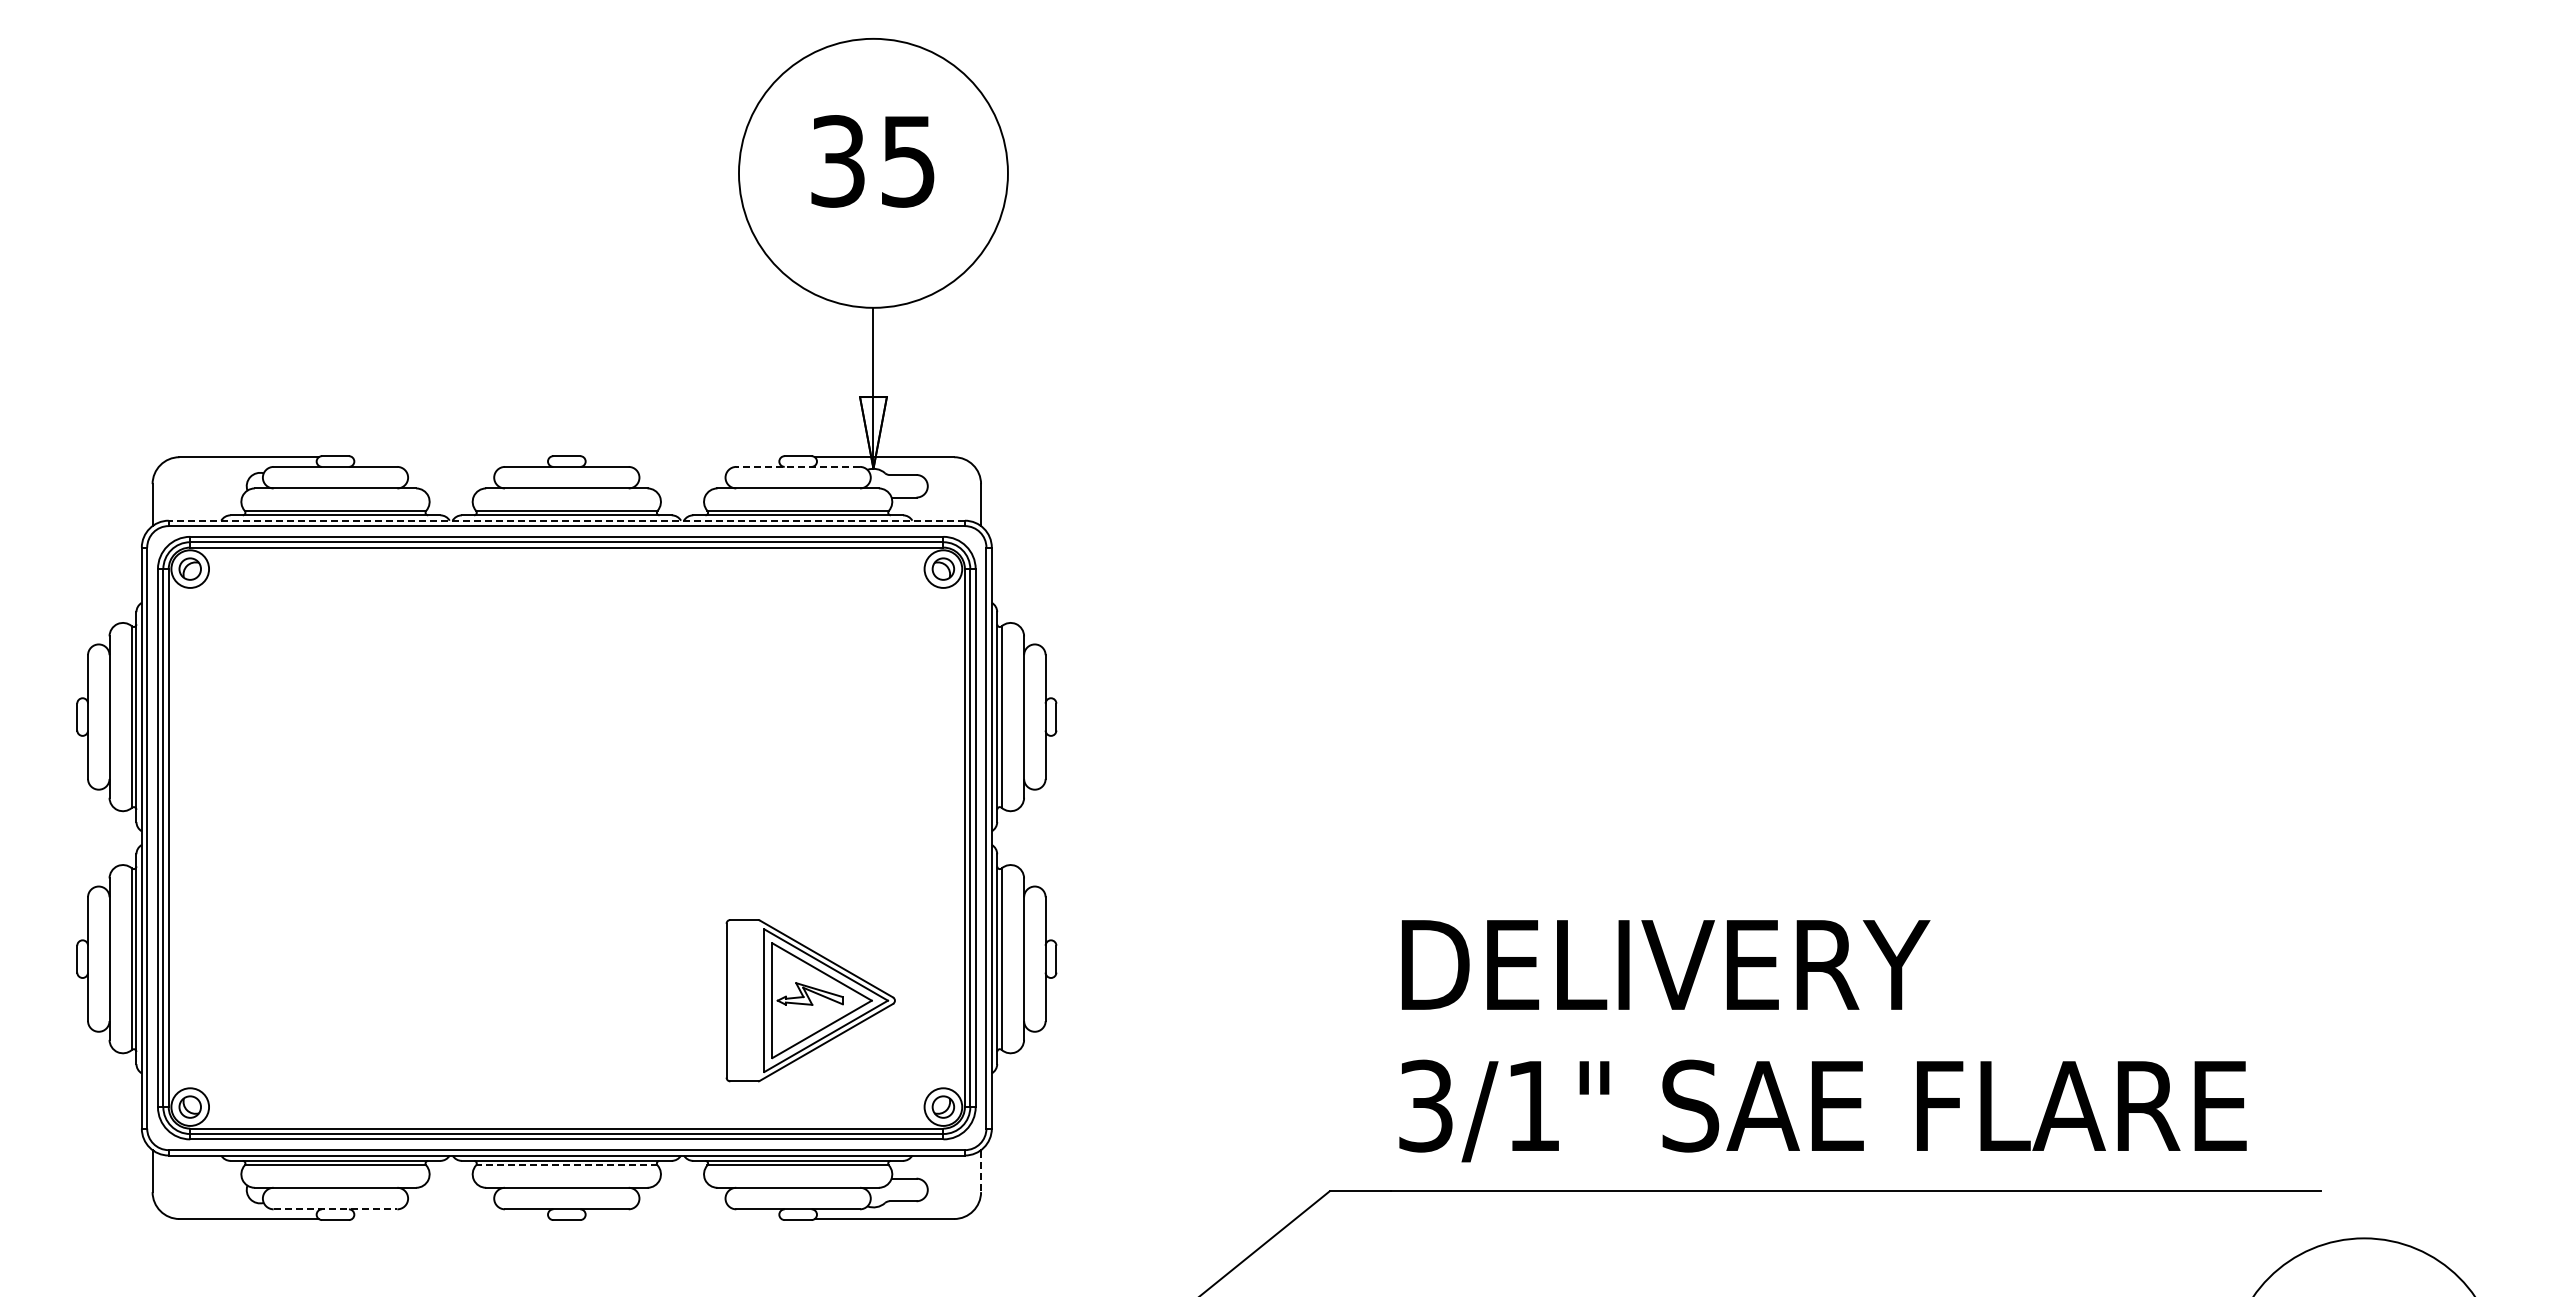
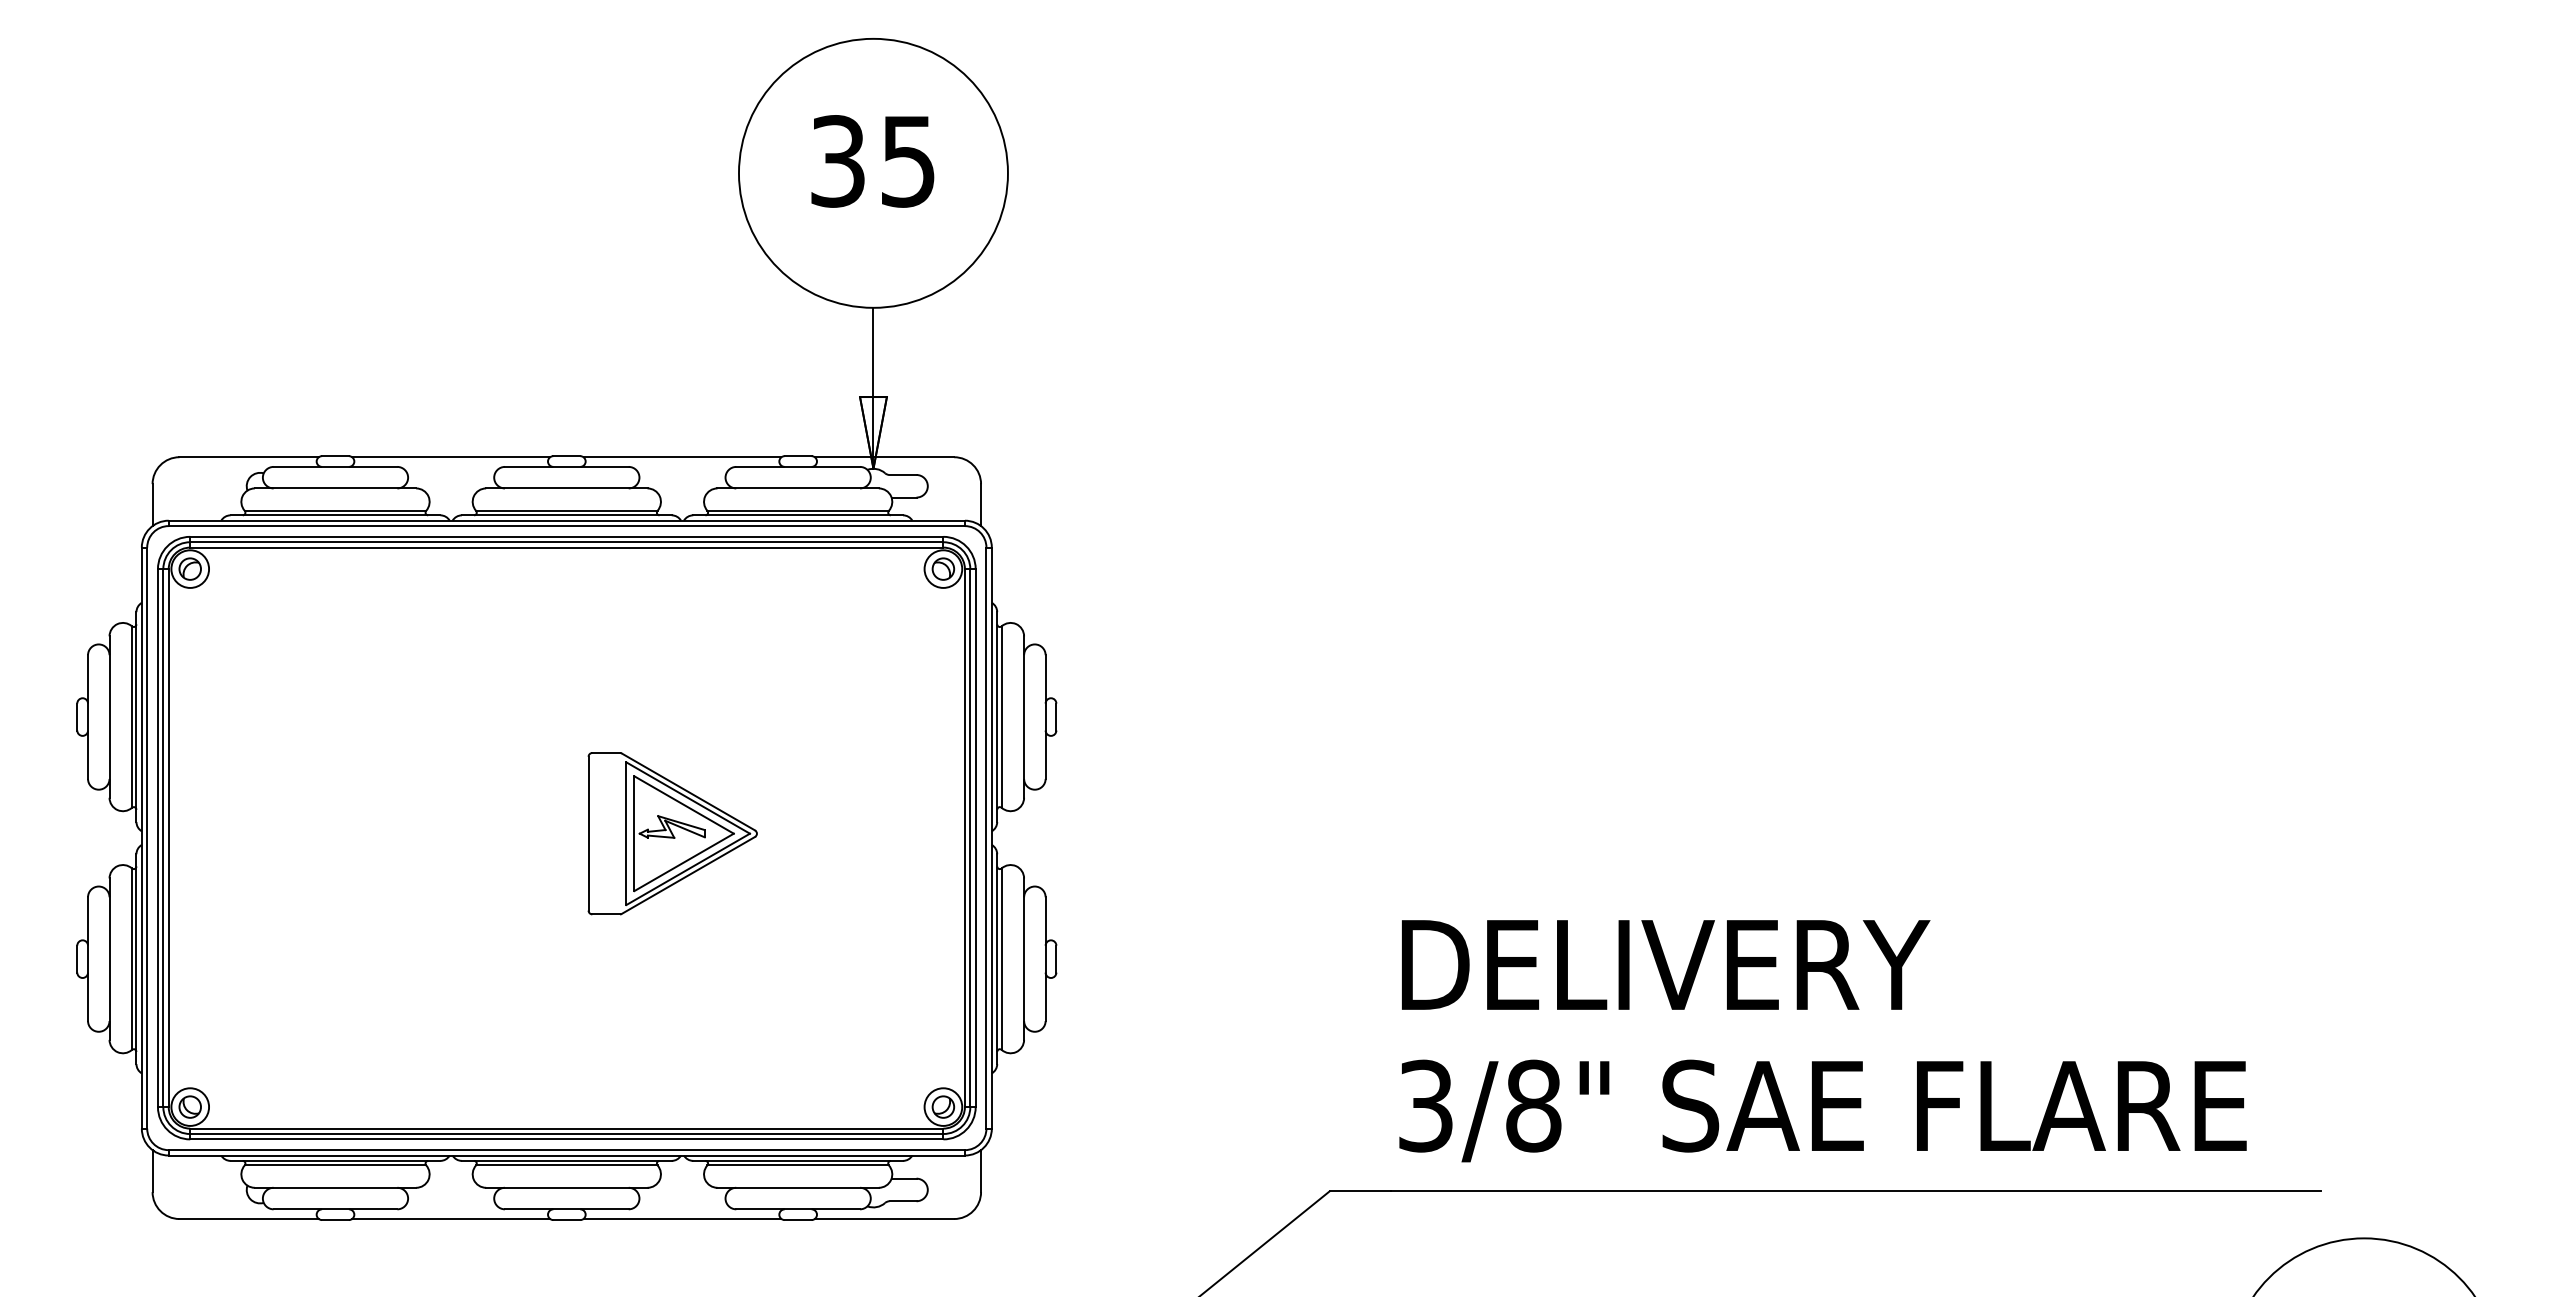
line: none -> present (451, 457)
line: none -> present (682, 457)
line: dashed -> solid (798, 466)
line: dashed -> solid (566, 520)
part position: (810, 1000) -> (672, 833) (672, 833)
text: 3/1" -> 3/8" (1533, 1105)
line: dashed -> solid (566, 1165)
line: dashed -> solid (981, 1172)
line: dashed -> solid (335, 1209)
line: none -> present (451, 1219)
line: none -> present (682, 1219)
